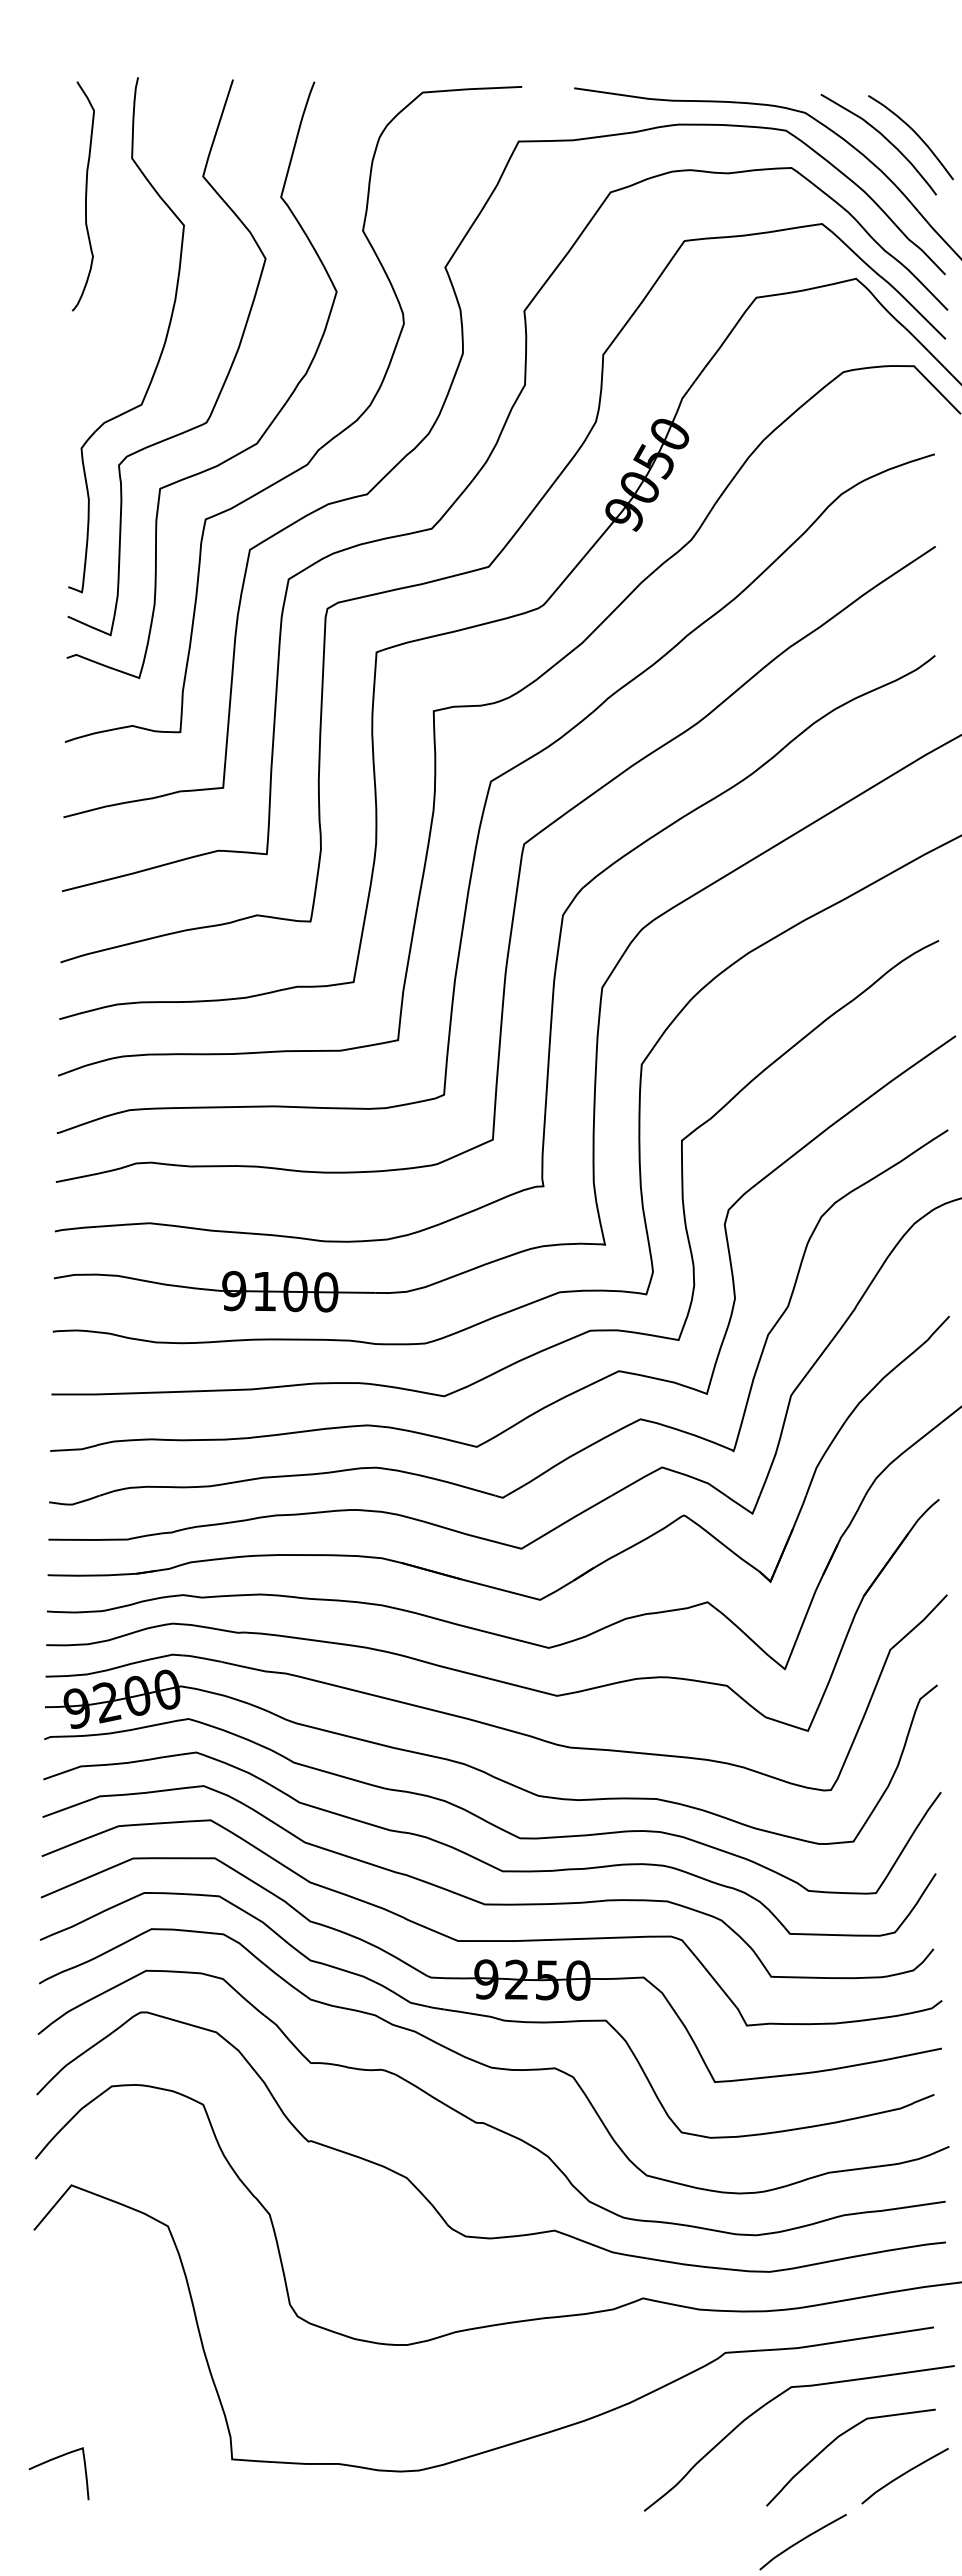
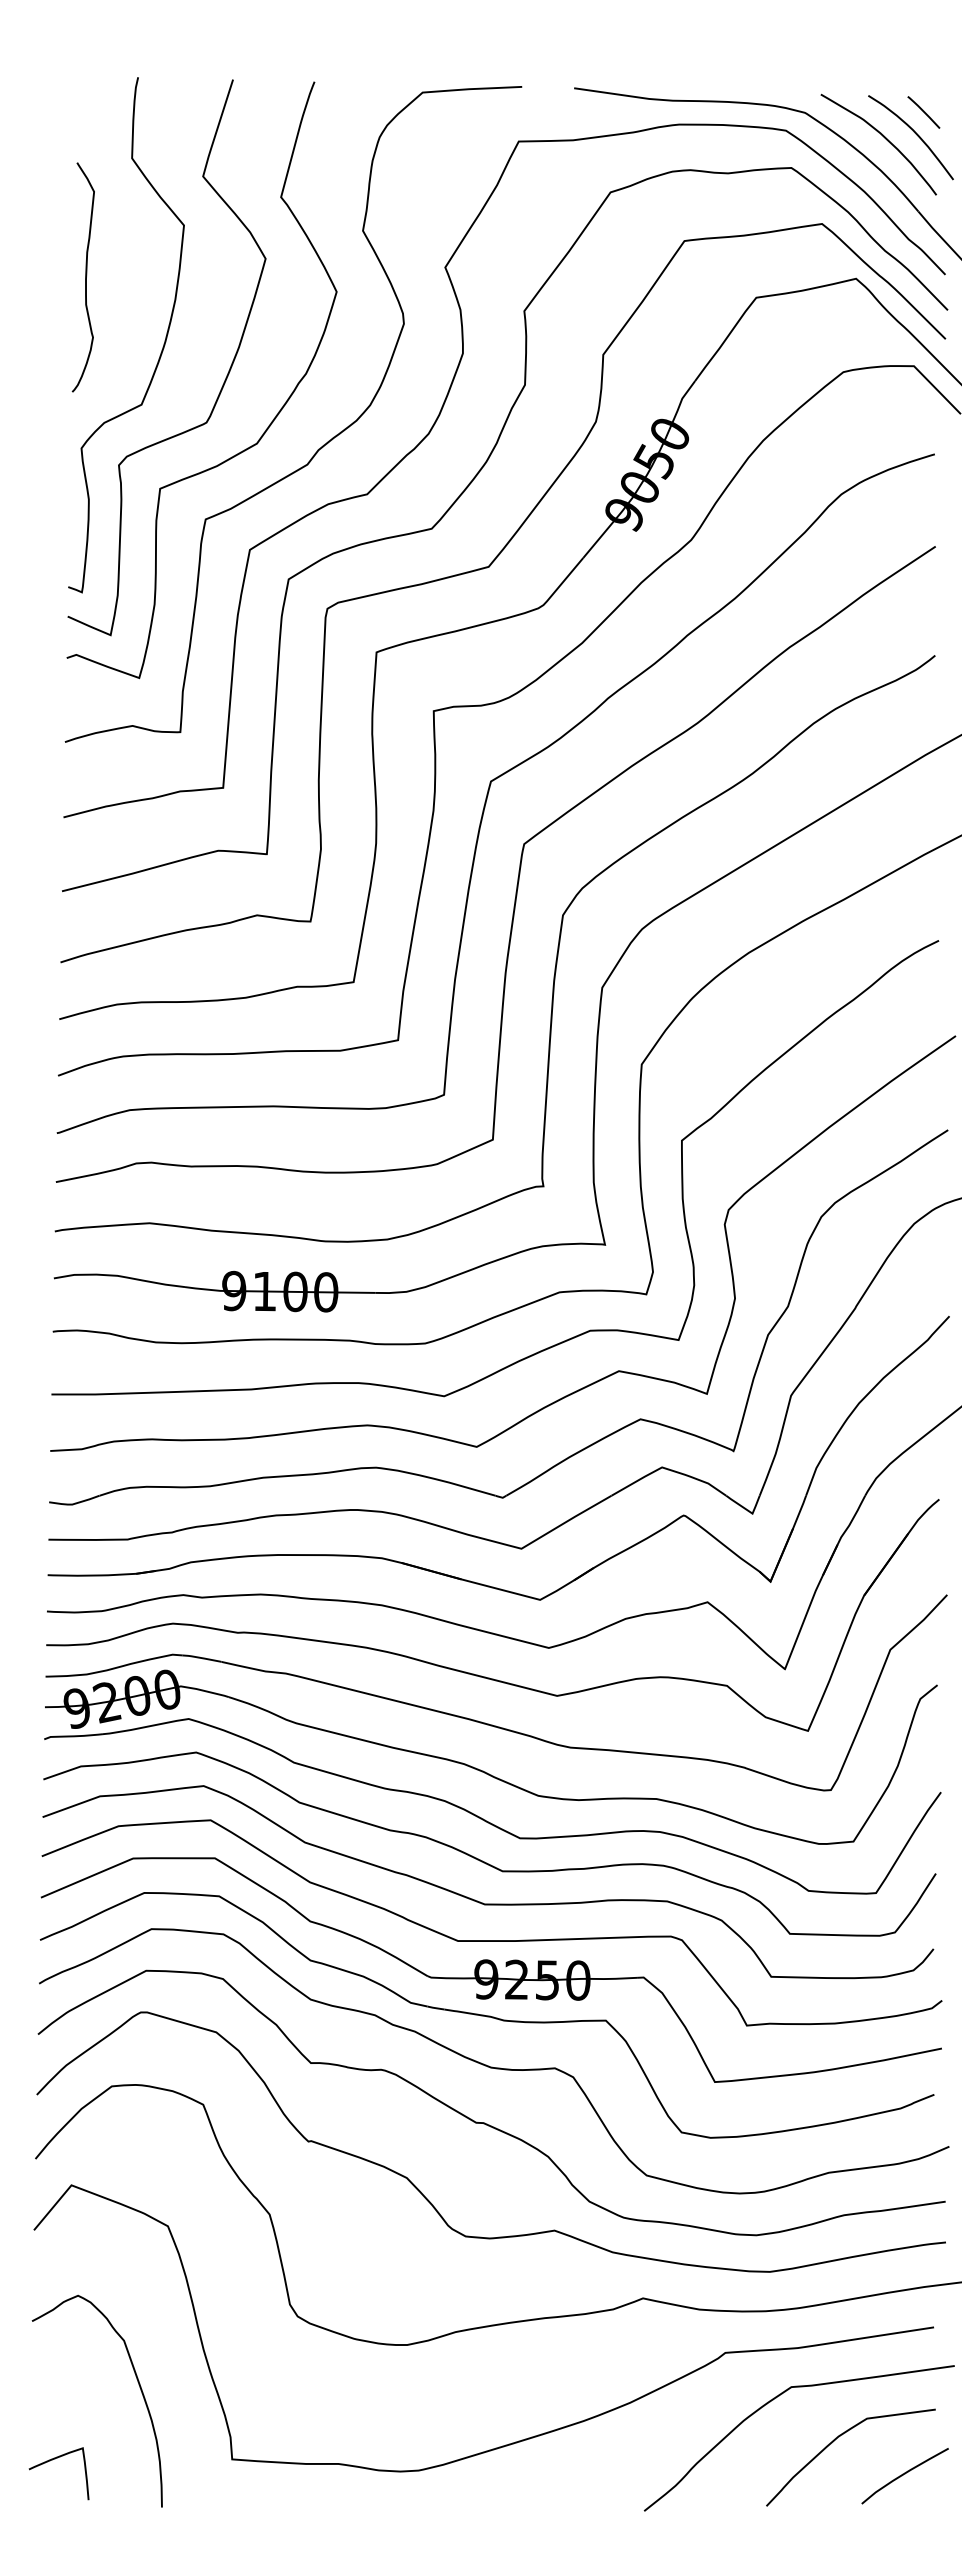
line: none -> present (923, 112)
curve position: (85, 196) -> (85, 277) (85, 277)
curve: none -> present (137, 2382)
curve: present -> none (801, 2541)
